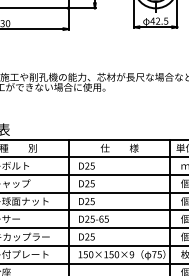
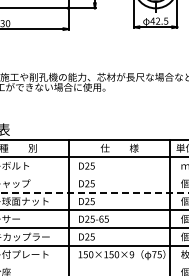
line: present -> none (93, 174)
line: solid -> dashed (94, 192)
line: present -> none (93, 263)
